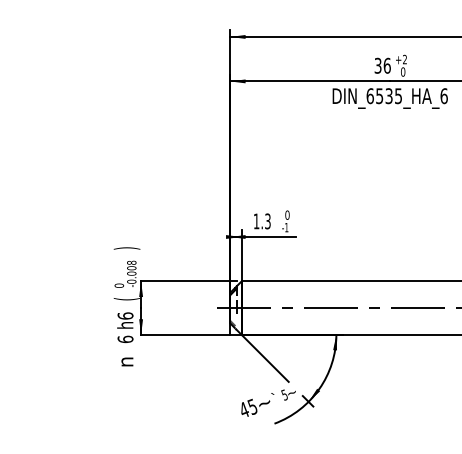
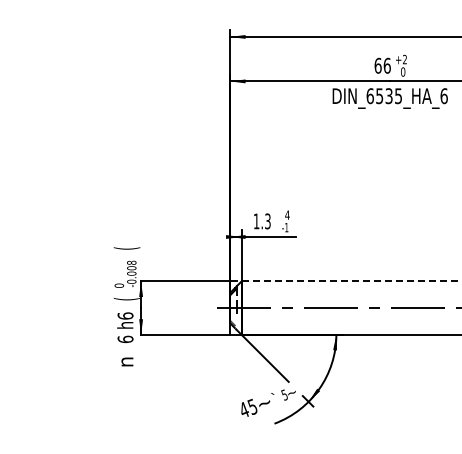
text: 36 -> 66 (377, 65)
text: 0 -> 4 (287, 214)
text: ) -> ( (126, 248)
line: solid -> dashed (351, 281)
